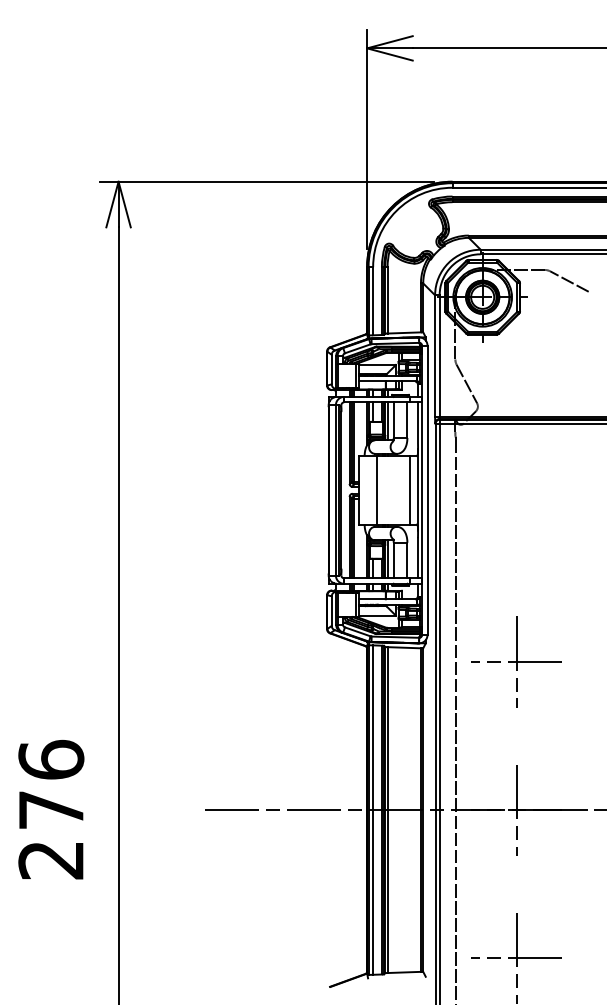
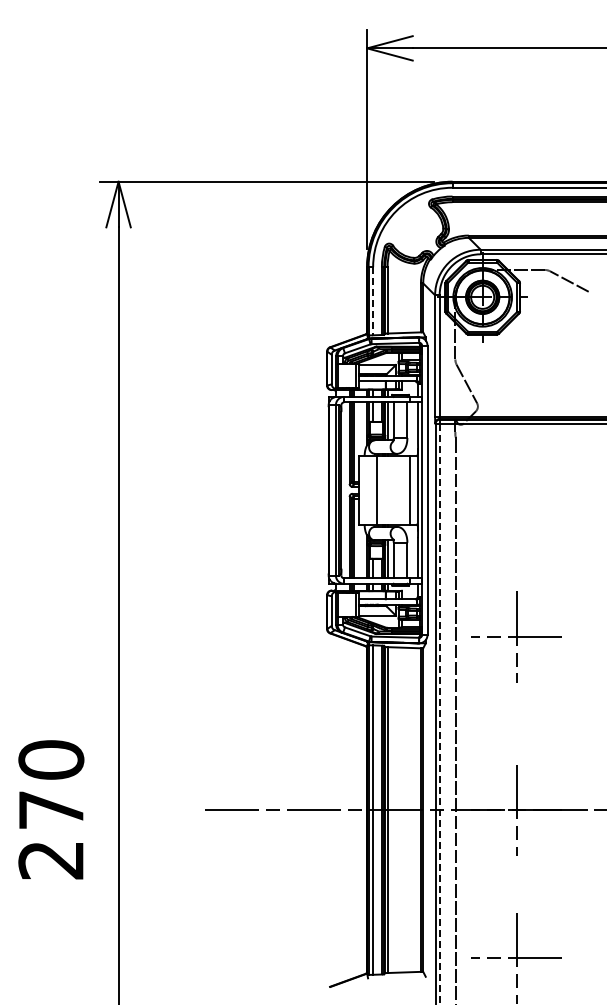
line: solid -> dashed (373, 301)
part position: (516, 661) -> (516, 636) (516, 636)
line: solid -> dashed (440, 714)
text: 276 -> 270 (51, 759)
